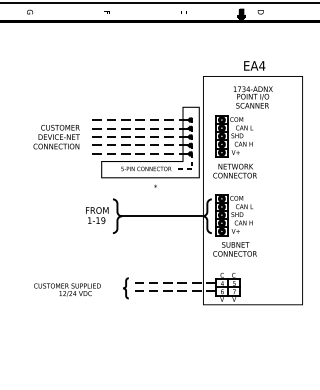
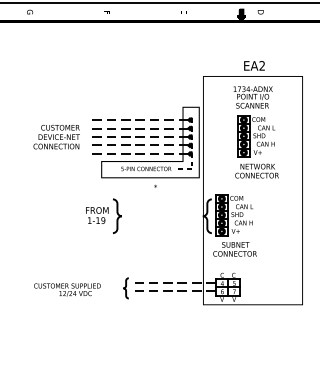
text: EA4 -> EA2 (262, 65)
part position: (234, 146) -> (256, 146) (256, 146)
line: present -> none (161, 216)
